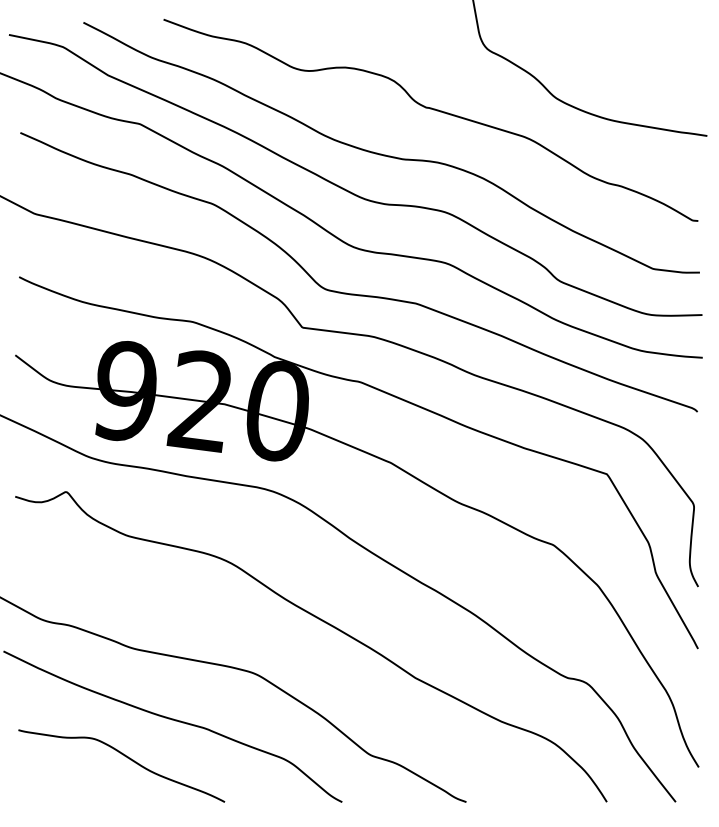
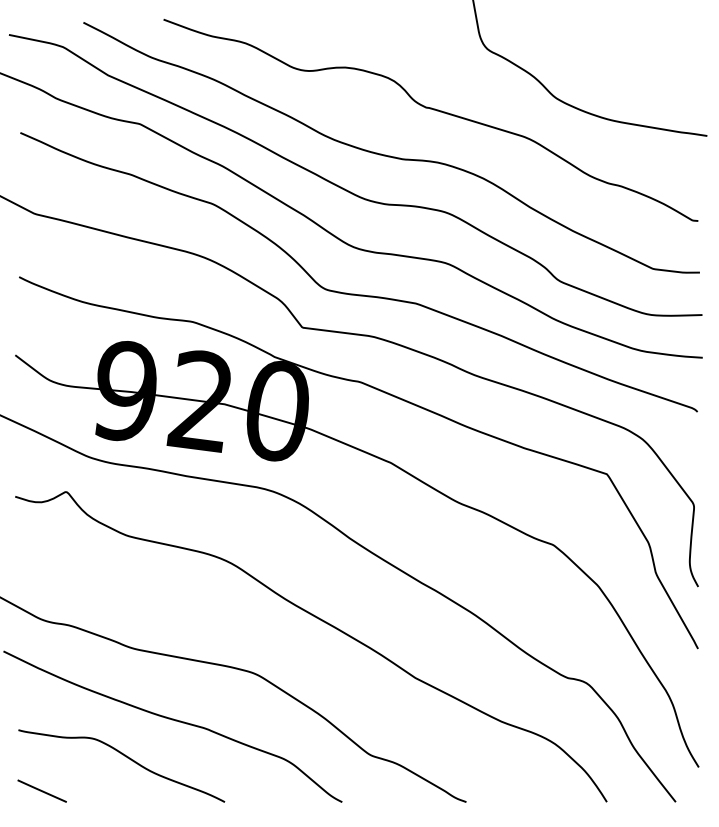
line: none -> present (41, 790)
